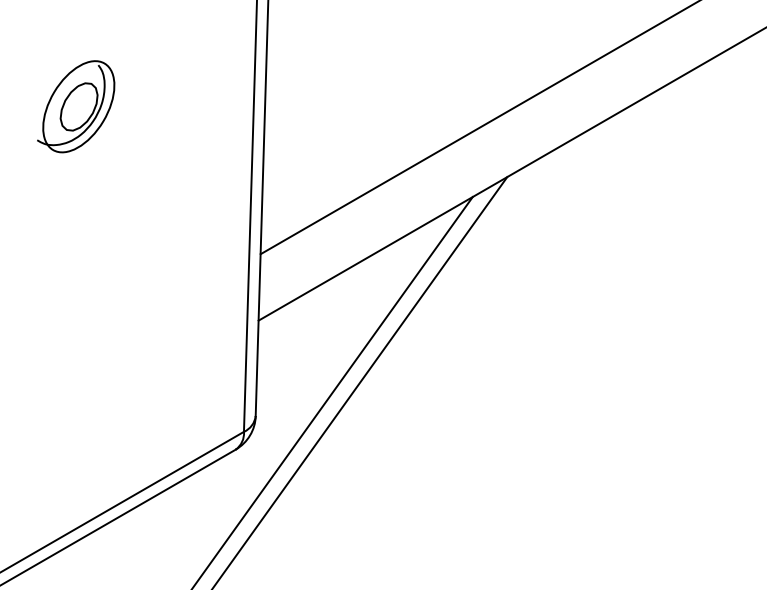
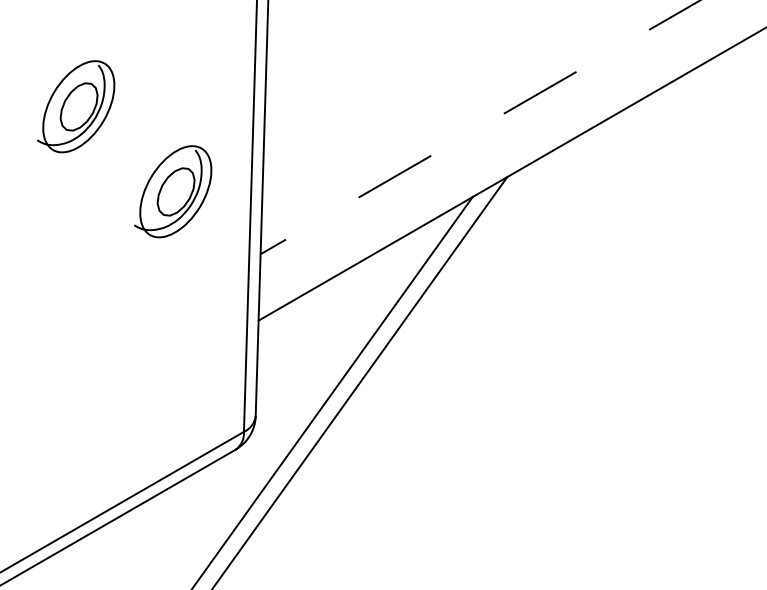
line: solid -> dashed (480, 127)
part: none -> present (173, 191)
